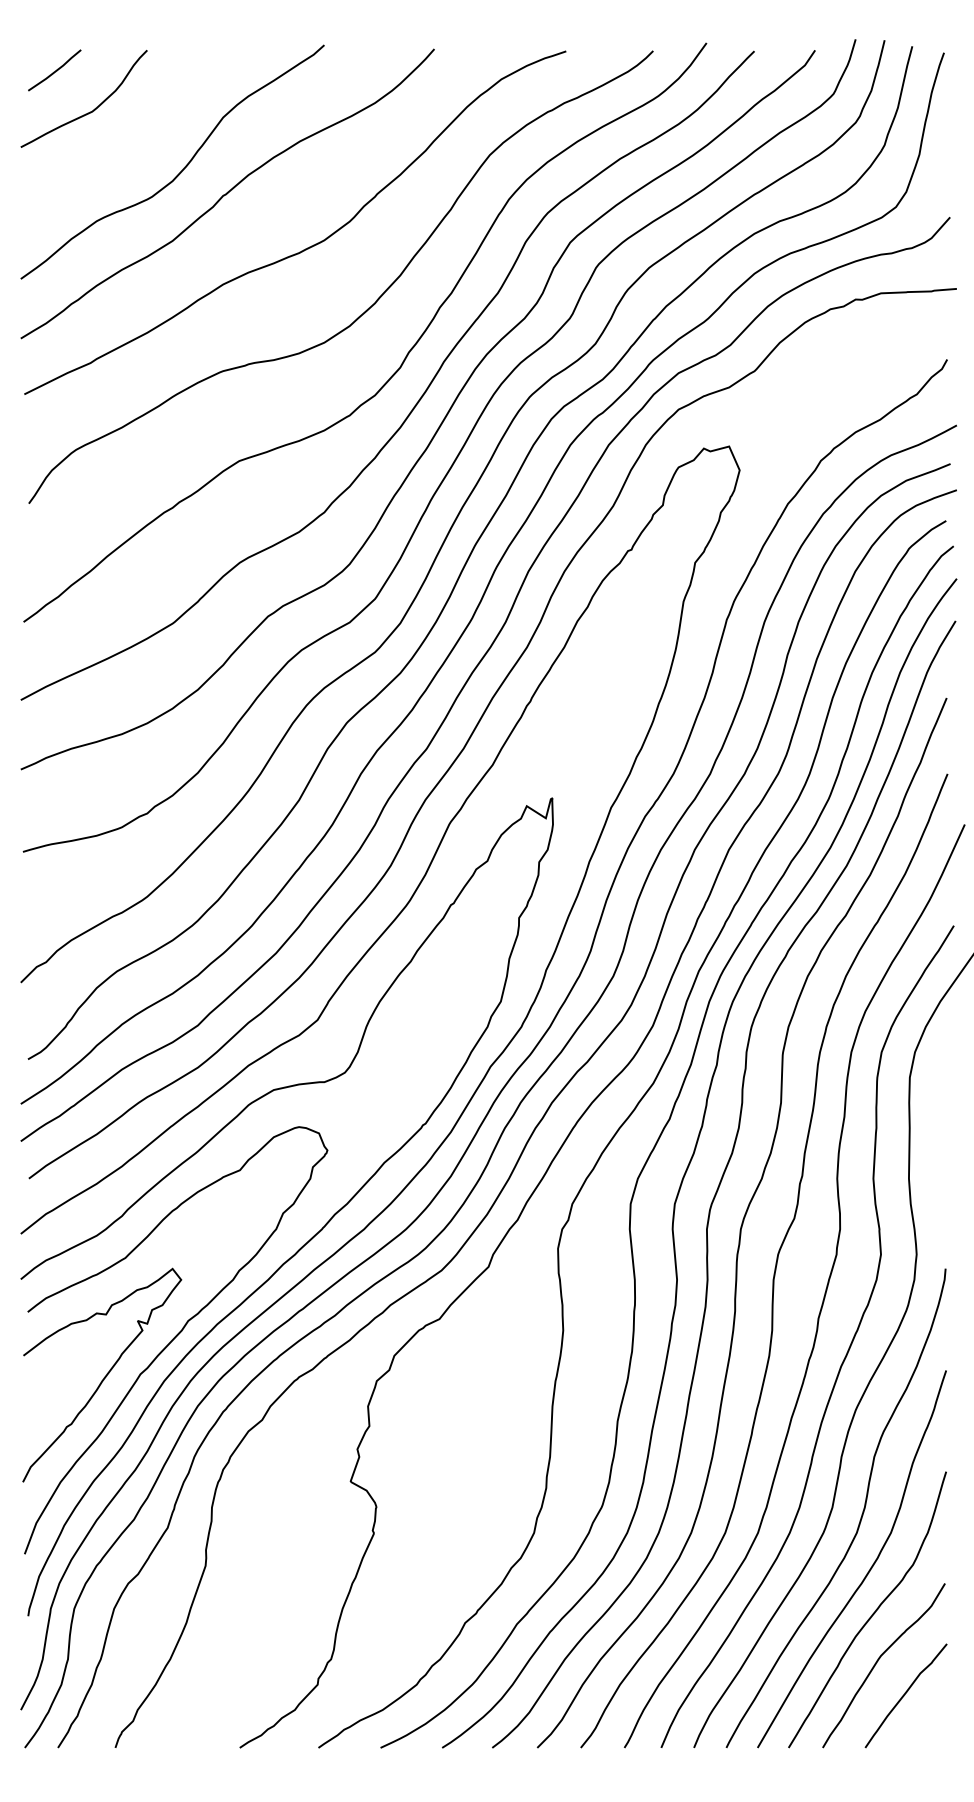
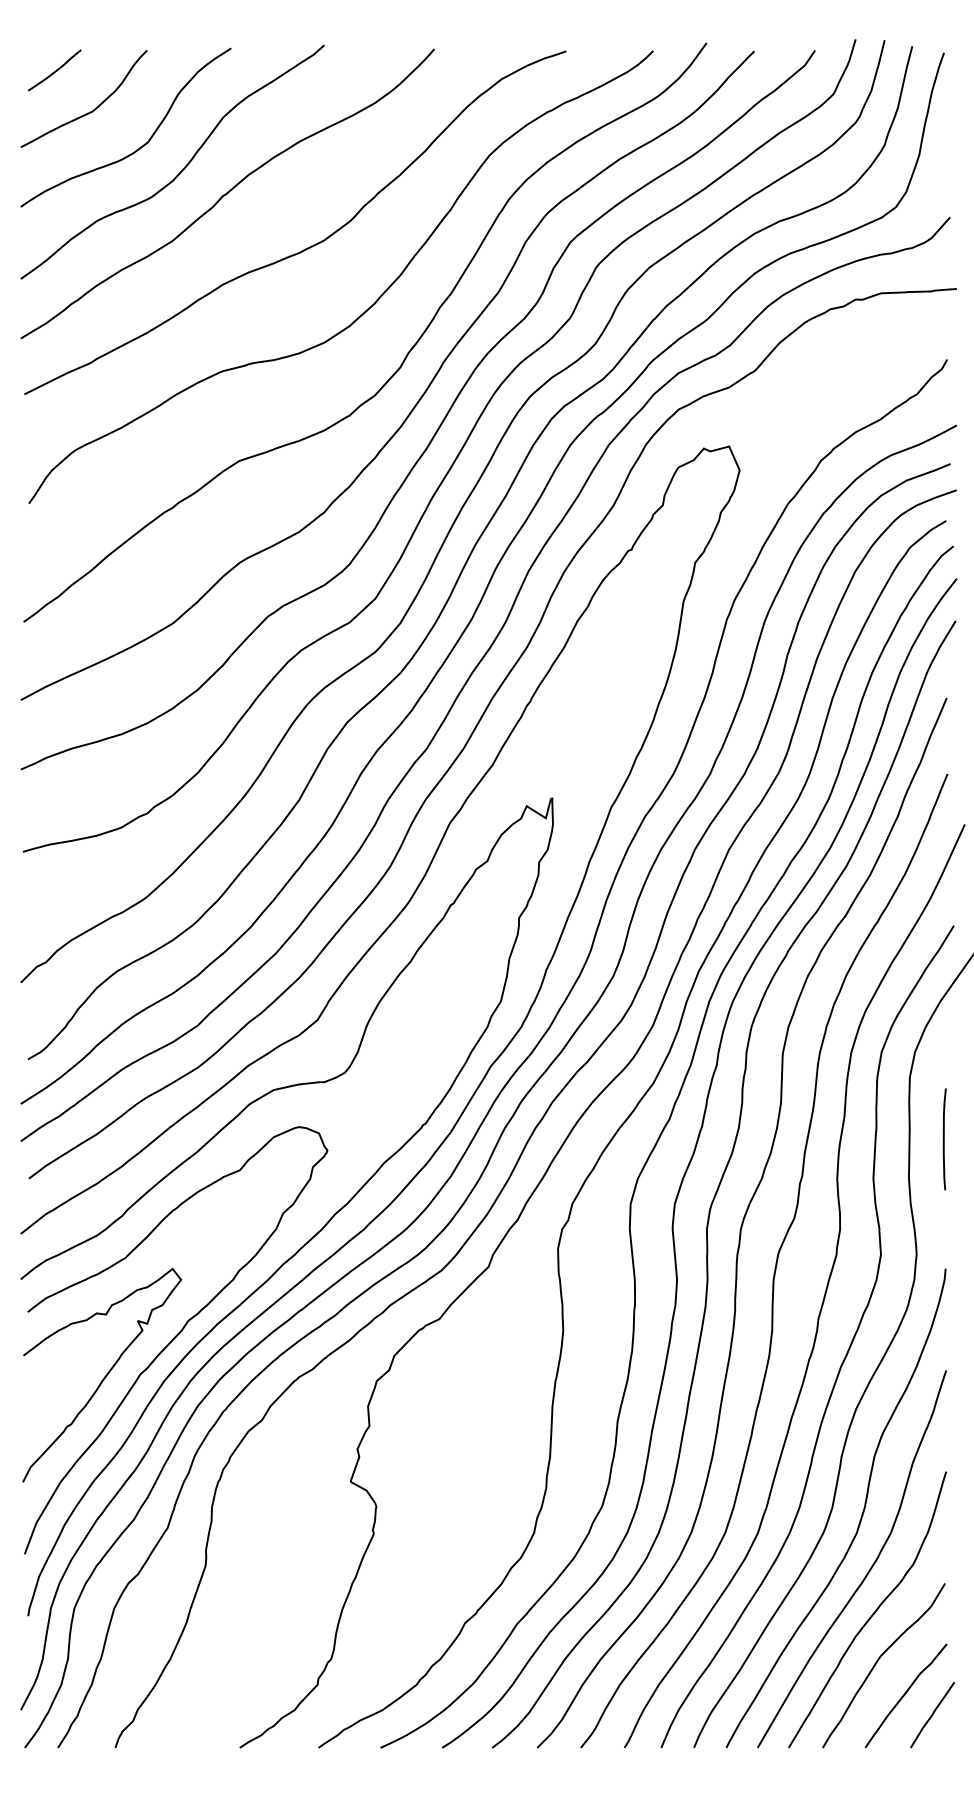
curve: none -> present (140, 146)
curve: none -> present (944, 1139)
curve: none -> present (932, 1715)
